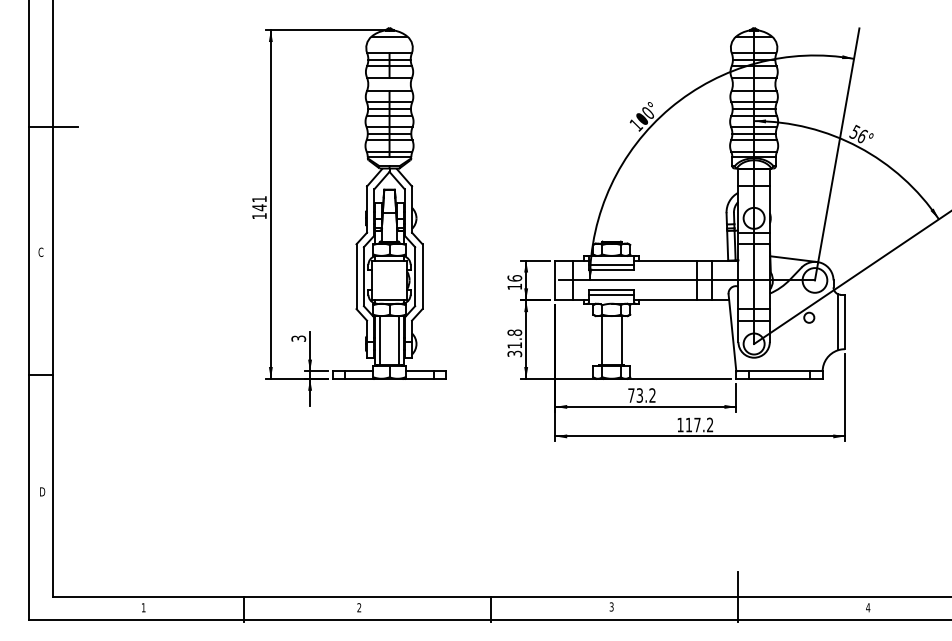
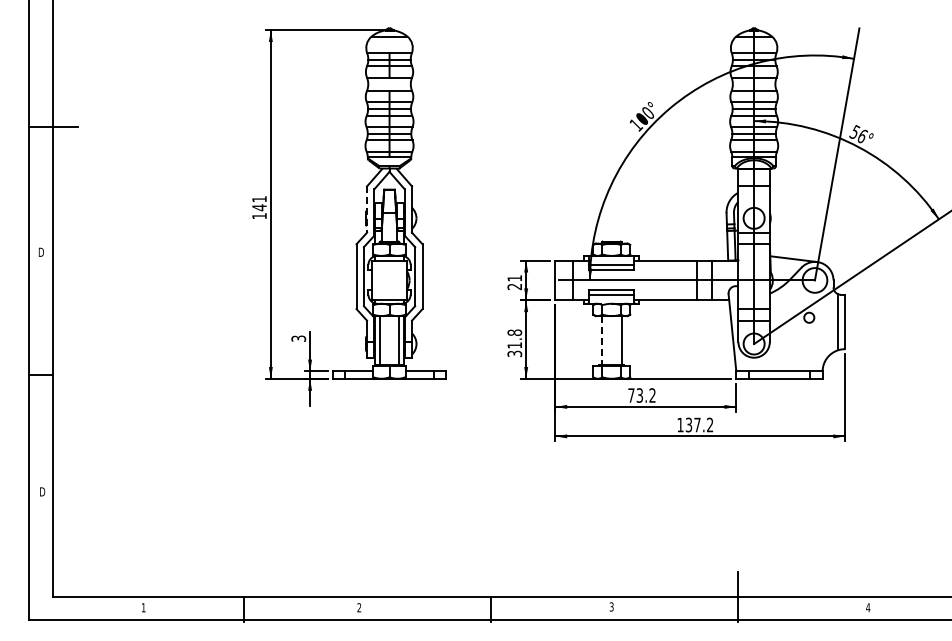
line: solid -> dashed (367, 210)
text: C -> D (40, 251)
text: 16 -> 21 (514, 282)
line: solid -> dashed (601, 340)
text: 117.2 -> 137.2 (688, 424)
